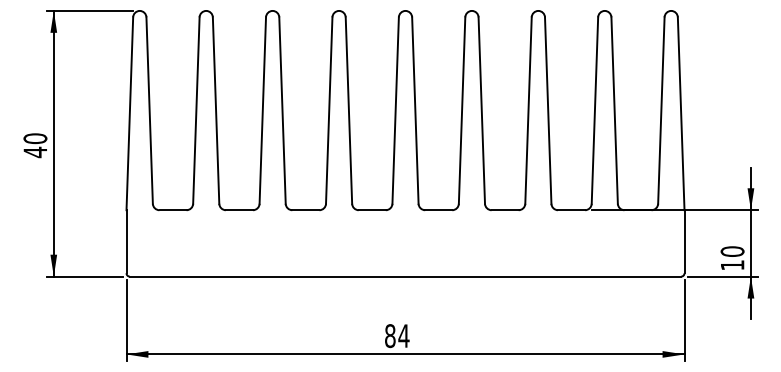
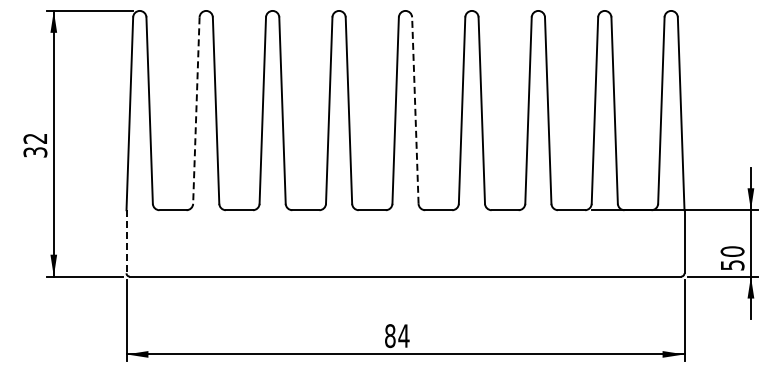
line: solid -> dashed (415, 110)
line: solid -> dashed (196, 111)
text: 40 -> 32 (35, 145)
line: solid -> dashed (126, 241)
text: 10 -> 50 (732, 265)
